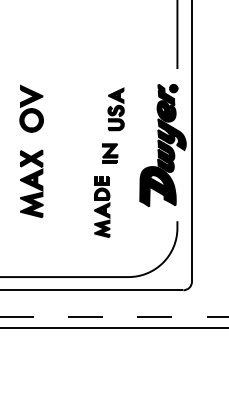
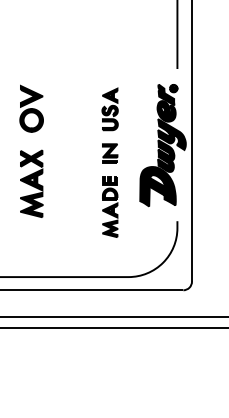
part position: (115, 109) -> (109, 109) (109, 109)
part position: (102, 206) -> (110, 206) (110, 206)
line: dashed -> solid (114, 316)
